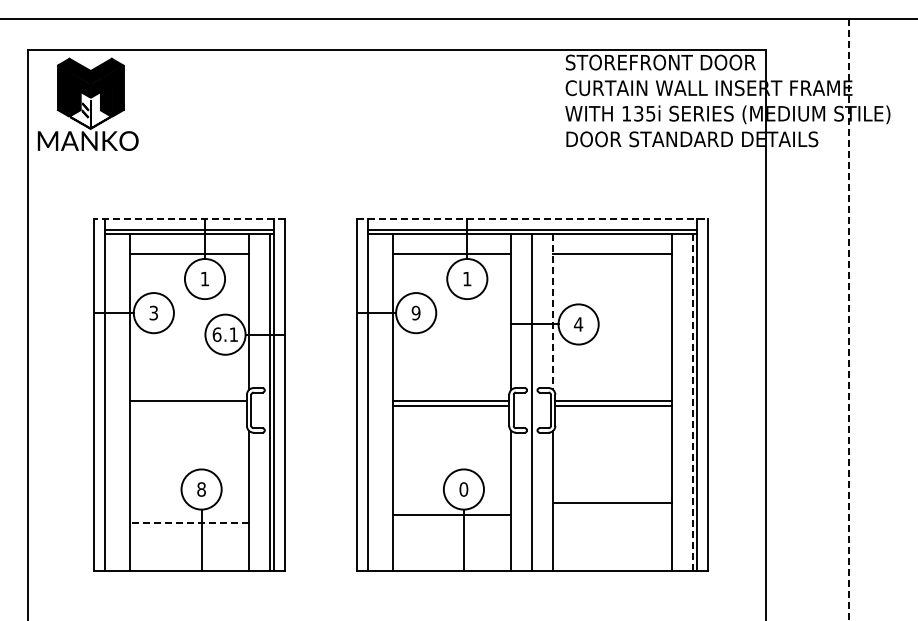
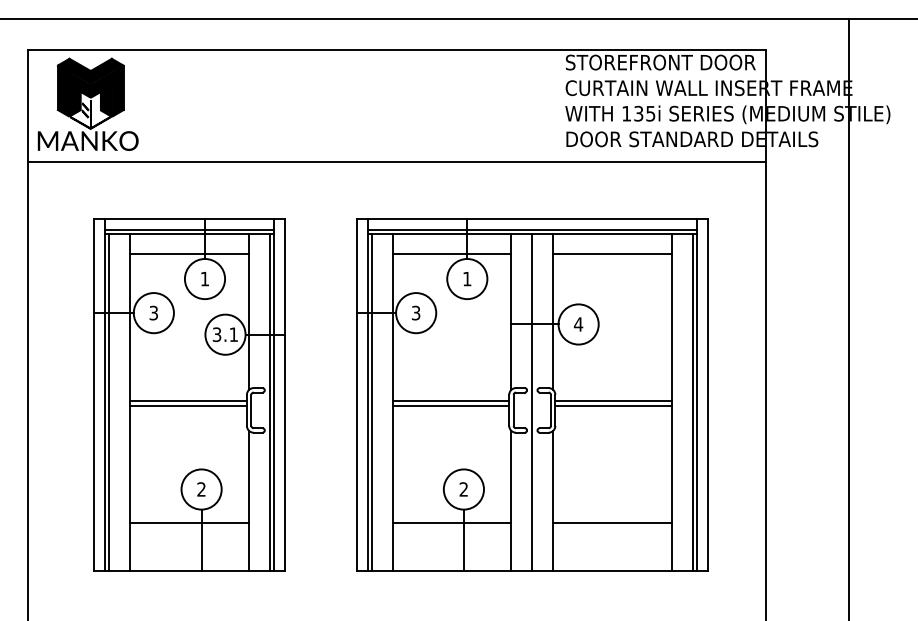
line: none -> present (396, 162)
line: dashed -> solid (189, 219)
line: dashed -> solid (532, 219)
line: dashed -> solid (553, 311)
text: 9 -> 3 (415, 312)
line: dashed -> solid (848, 319)
text: 6.1 -> 3.1 (216, 334)
line: none -> present (109, 402)
line: none -> present (371, 402)
line: dashed -> solid (692, 402)
line: none -> present (188, 405)
text: 8 -> 2 (201, 489)
text: 0 -> 2 (463, 489)
line position: (612, 502) -> (612, 522) (612, 522)
line position: (451, 514) -> (451, 522) (451, 522)
line: dashed -> solid (189, 522)
